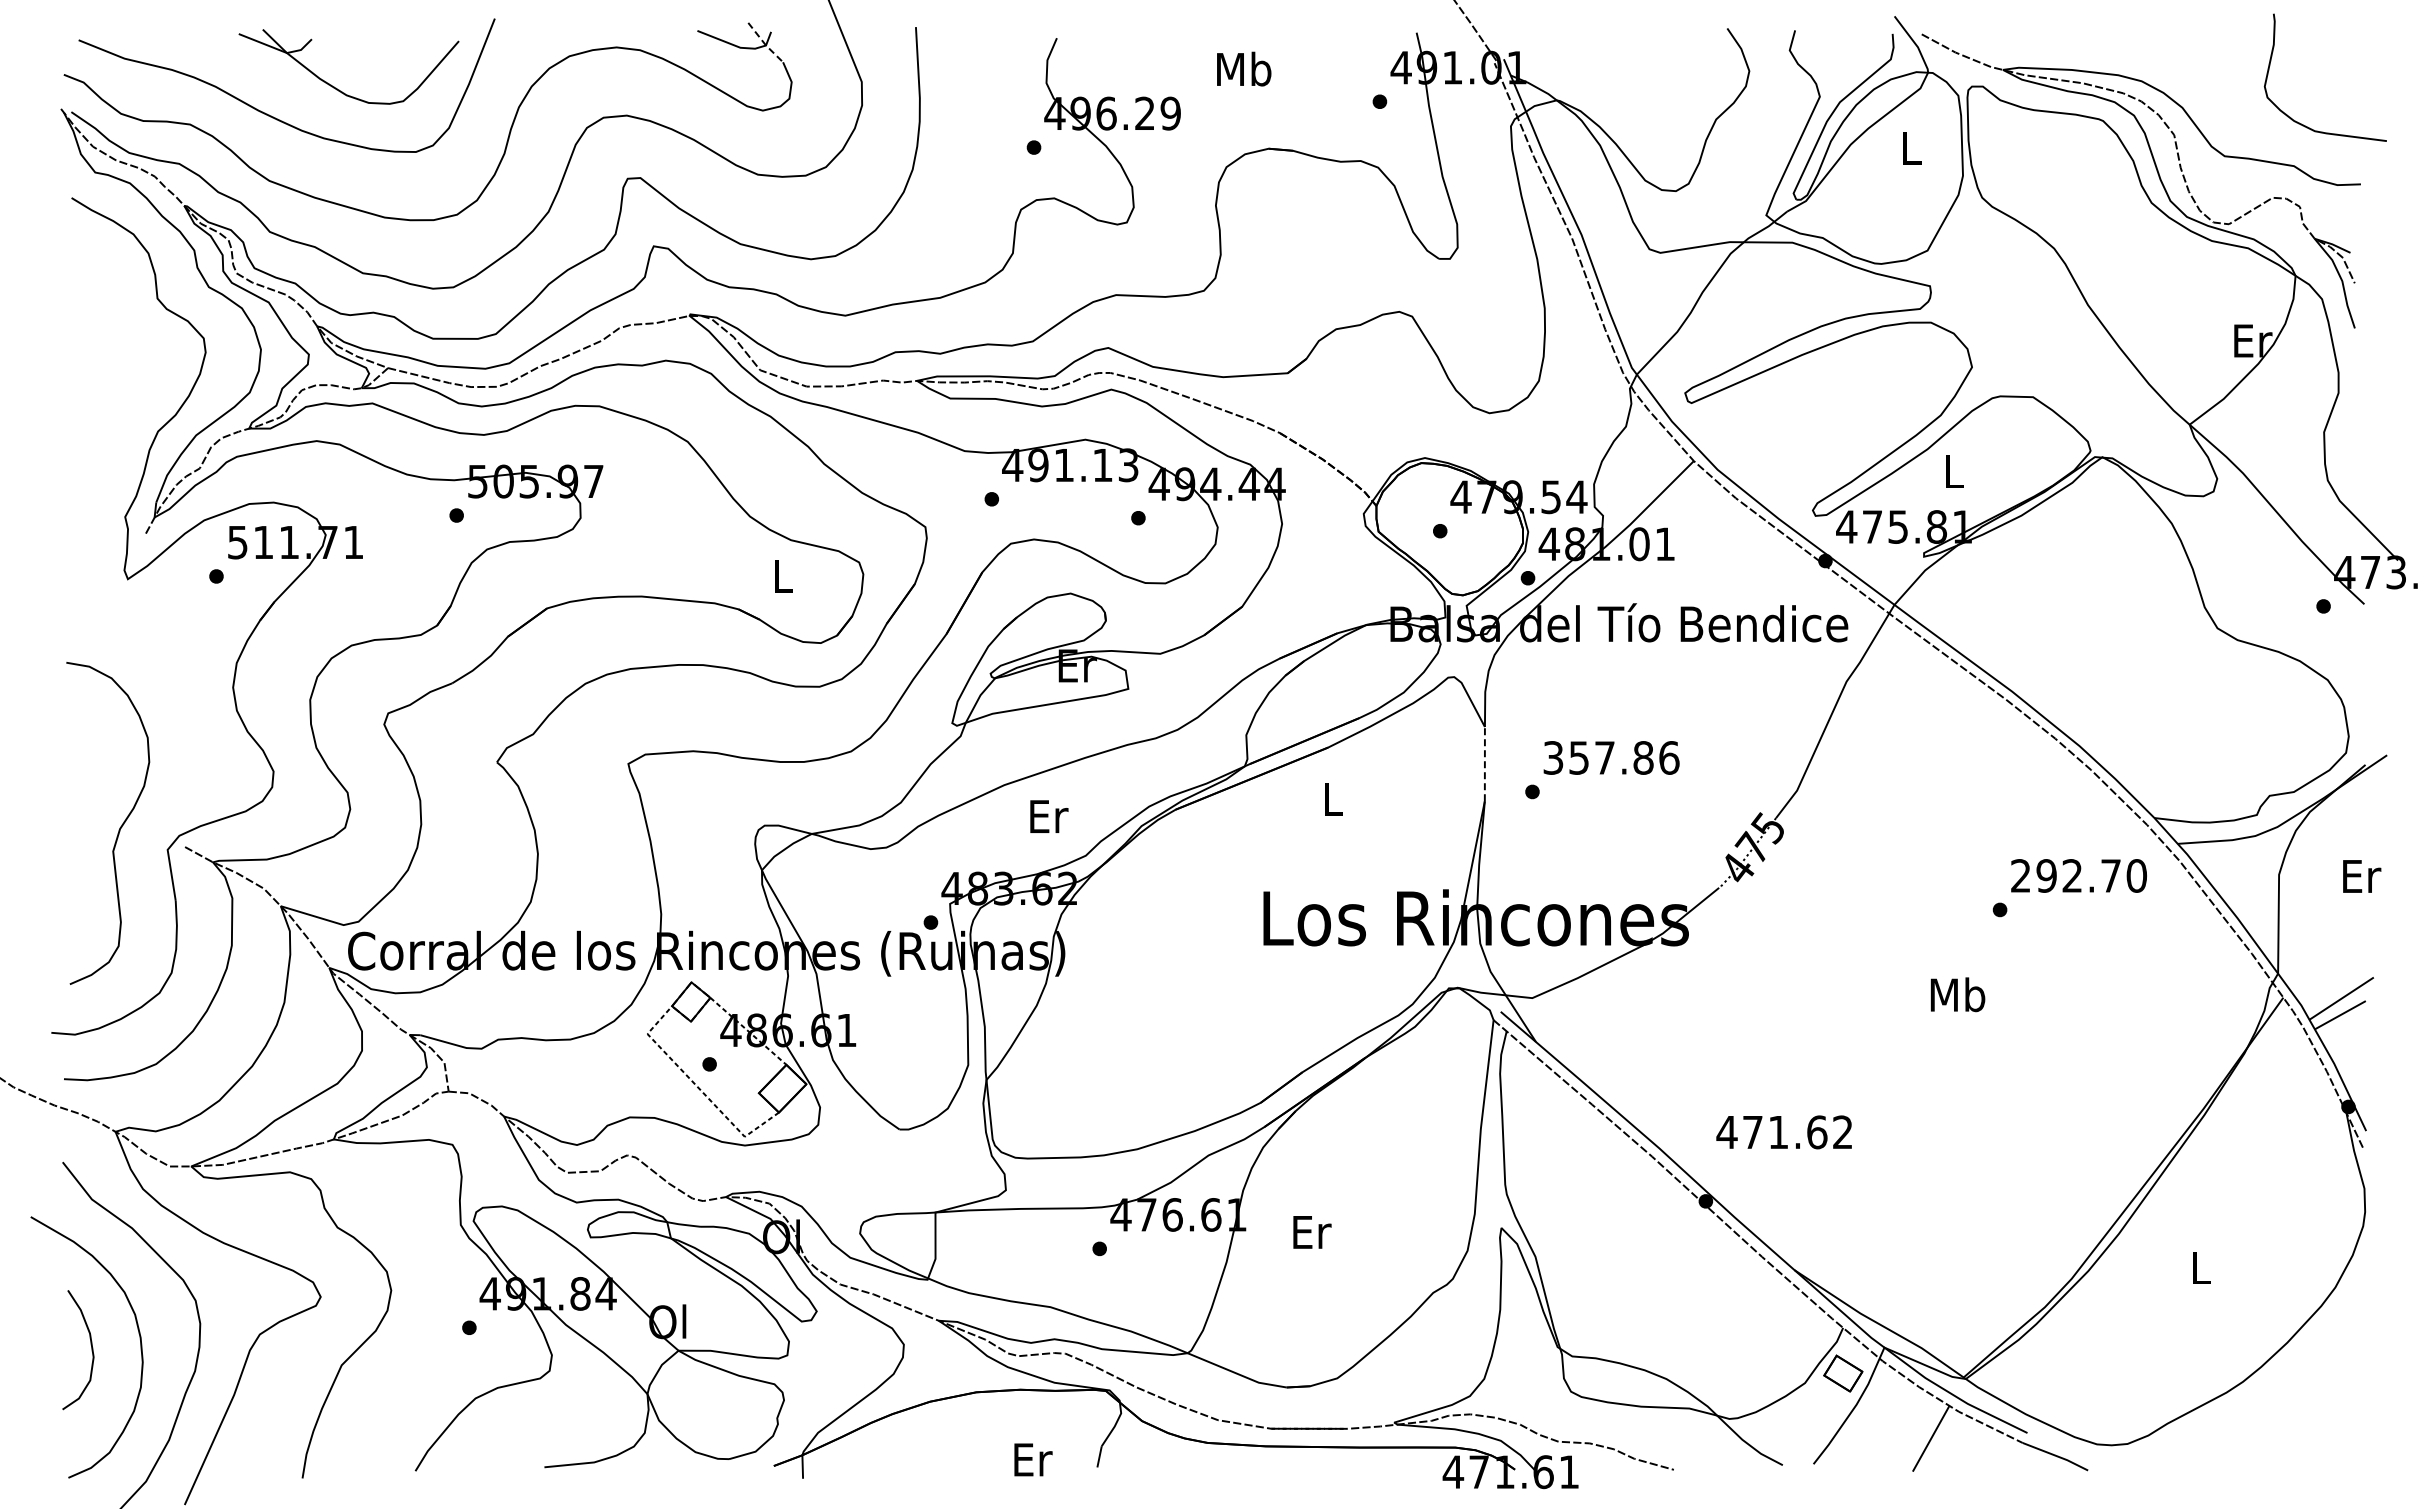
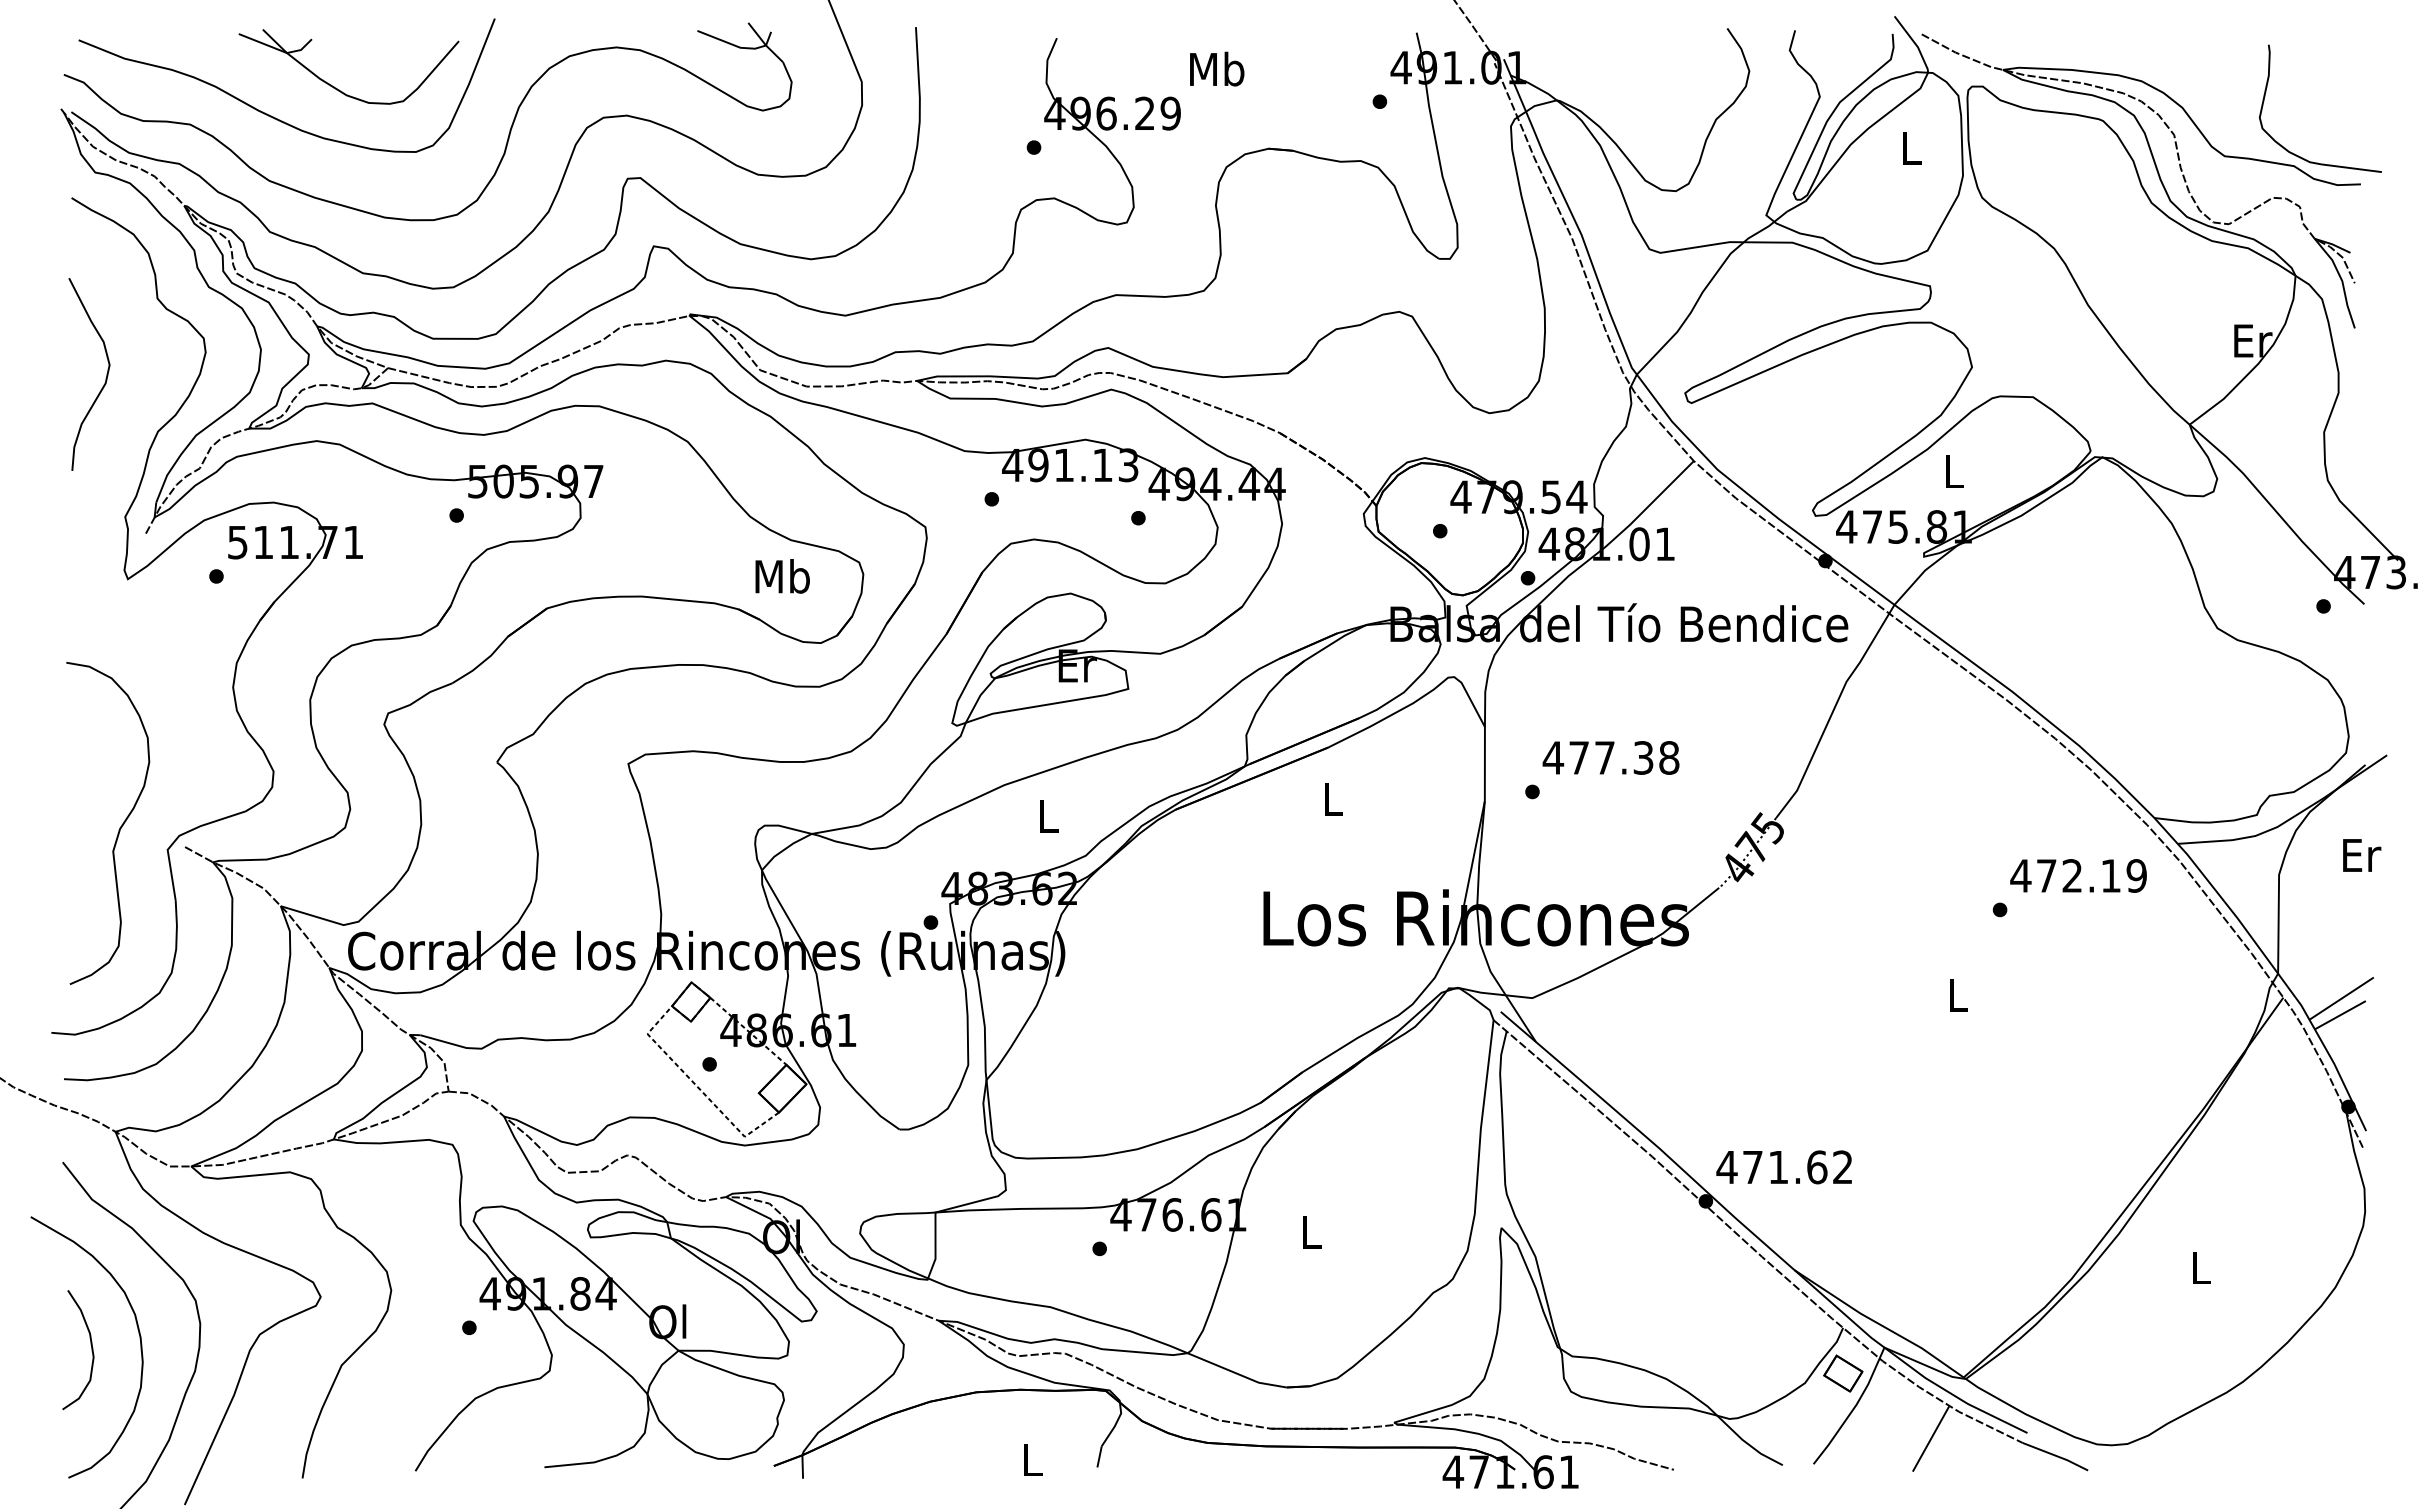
line: dashed -> solid (764, 43)
text position: (1244, 68) -> (1217, 68) (1217, 68)
curve position: (2301, 123) -> (2296, 154) (2296, 154)
curve: none -> present (105, 378)
text: L -> Mb (782, 576)
text: 357.86 -> 477.38 (1610, 757)
line: dashed -> solid (1484, 763)
text: Er -> L (1049, 816)
text: 292.70 -> 472.19 (2078, 875)
text position: (2362, 876) -> (2362, 855) (2362, 855)
text: Mb -> L (1957, 994)
text position: (1783, 1132) -> (1783, 1167) (1783, 1167)
text: Er -> L (1312, 1232)
text: Er -> L (1033, 1459)
